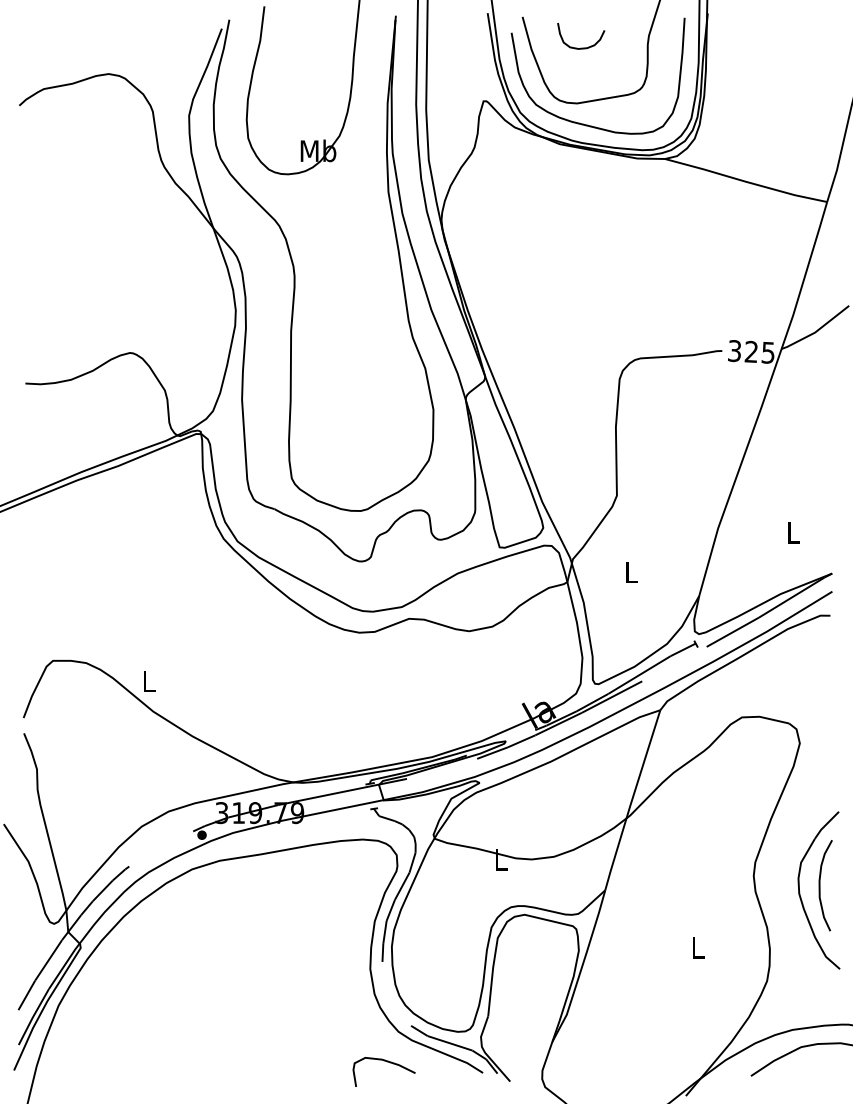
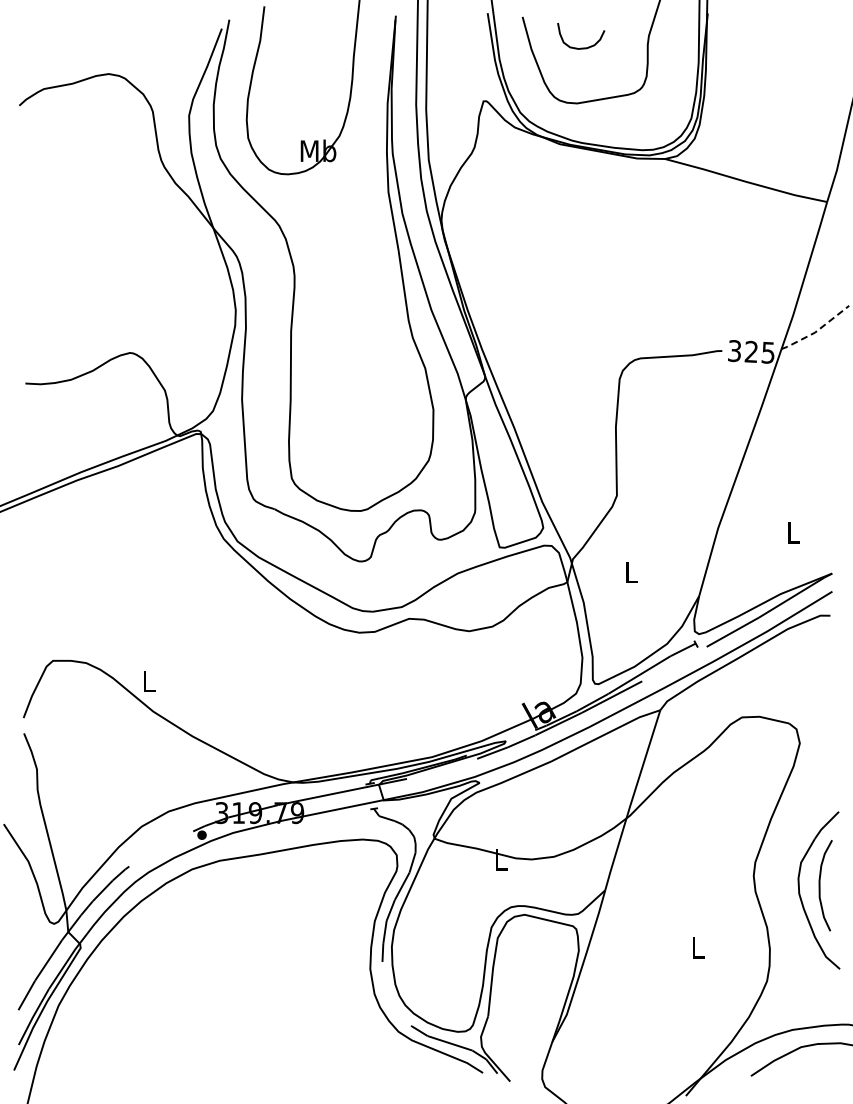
curve: present -> none (583, 123)
line: solid -> dashed (816, 331)
curve: present -> none (387, 1062)
